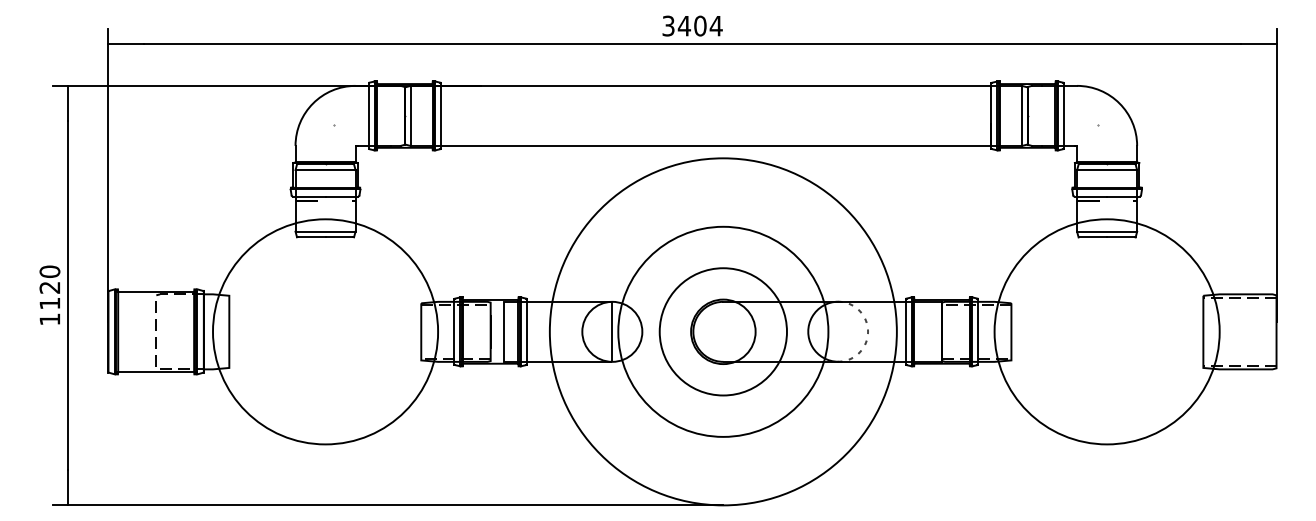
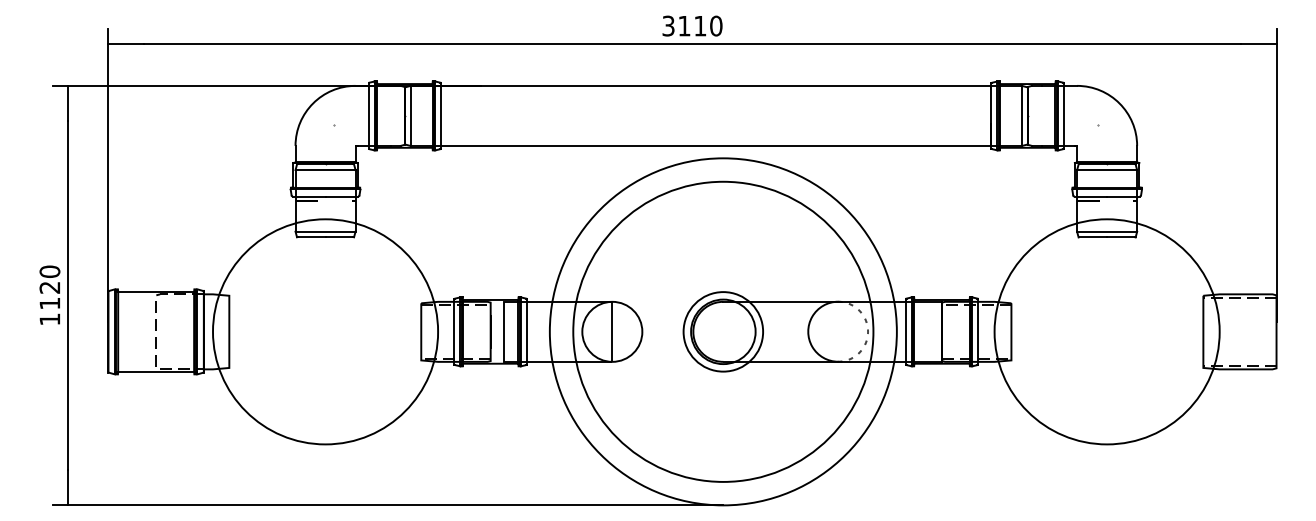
text: 3404 -> 3110 (699, 25)
circle diameter: 127 px -> 80 px (723, 331)
circle diameter: 210 px -> 300 px (723, 331)
